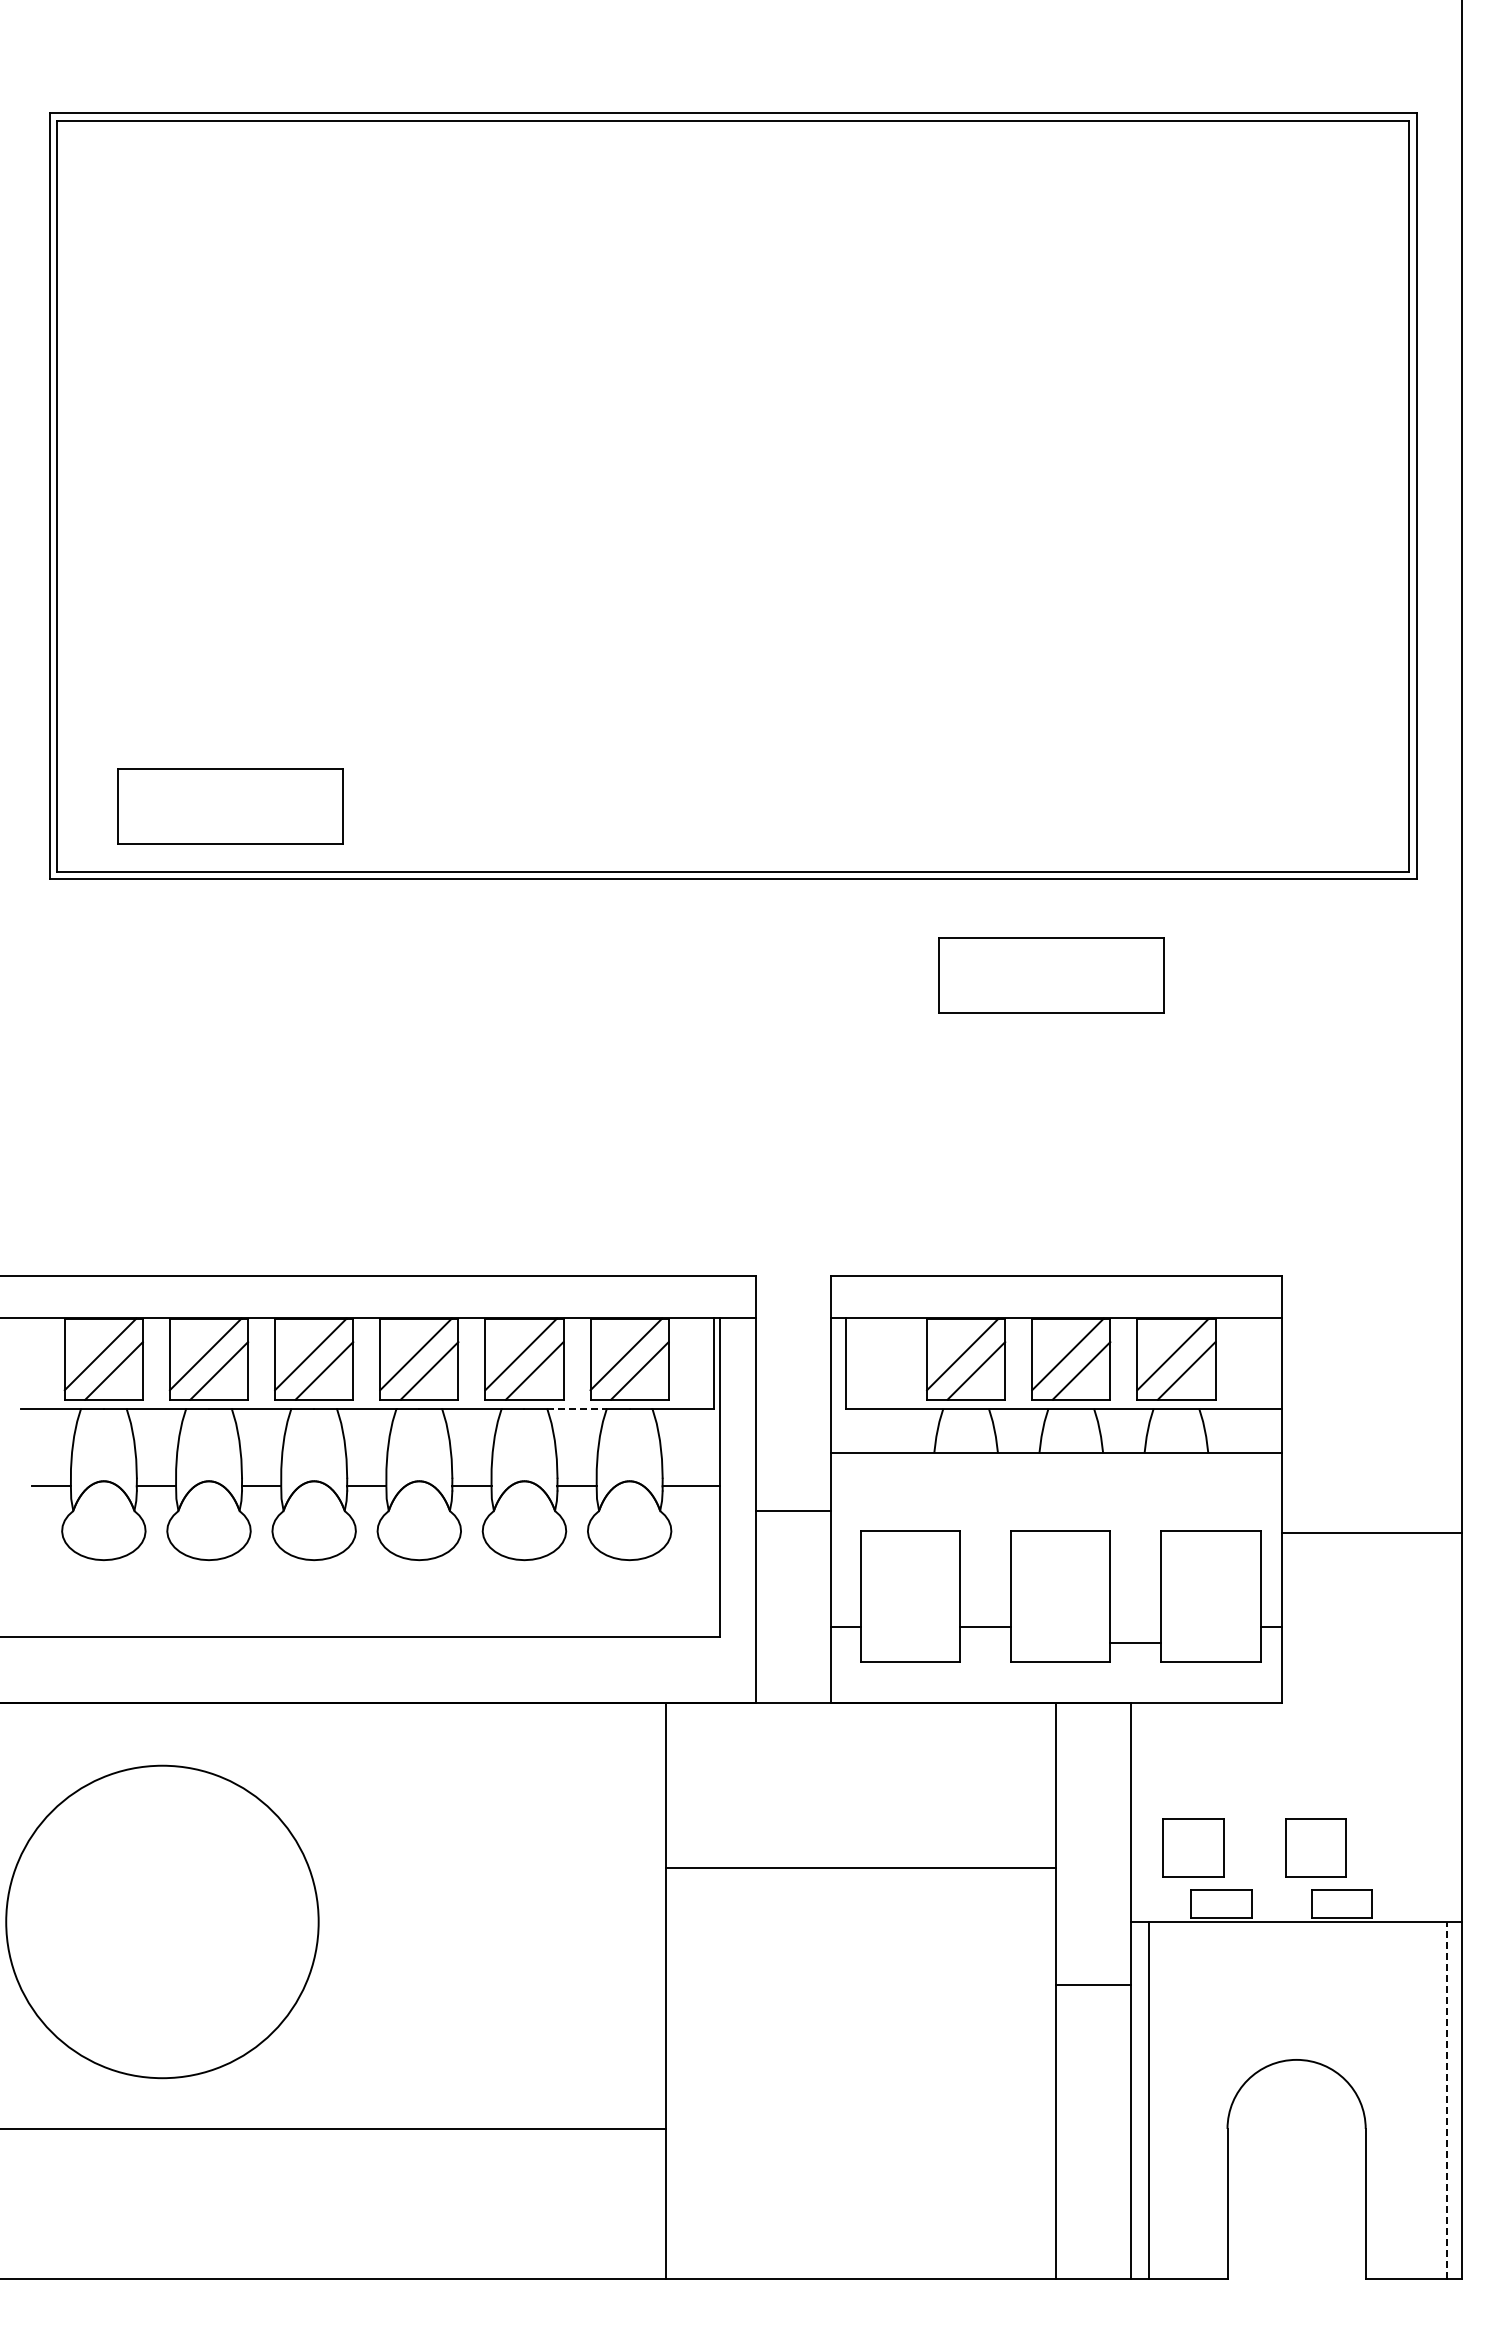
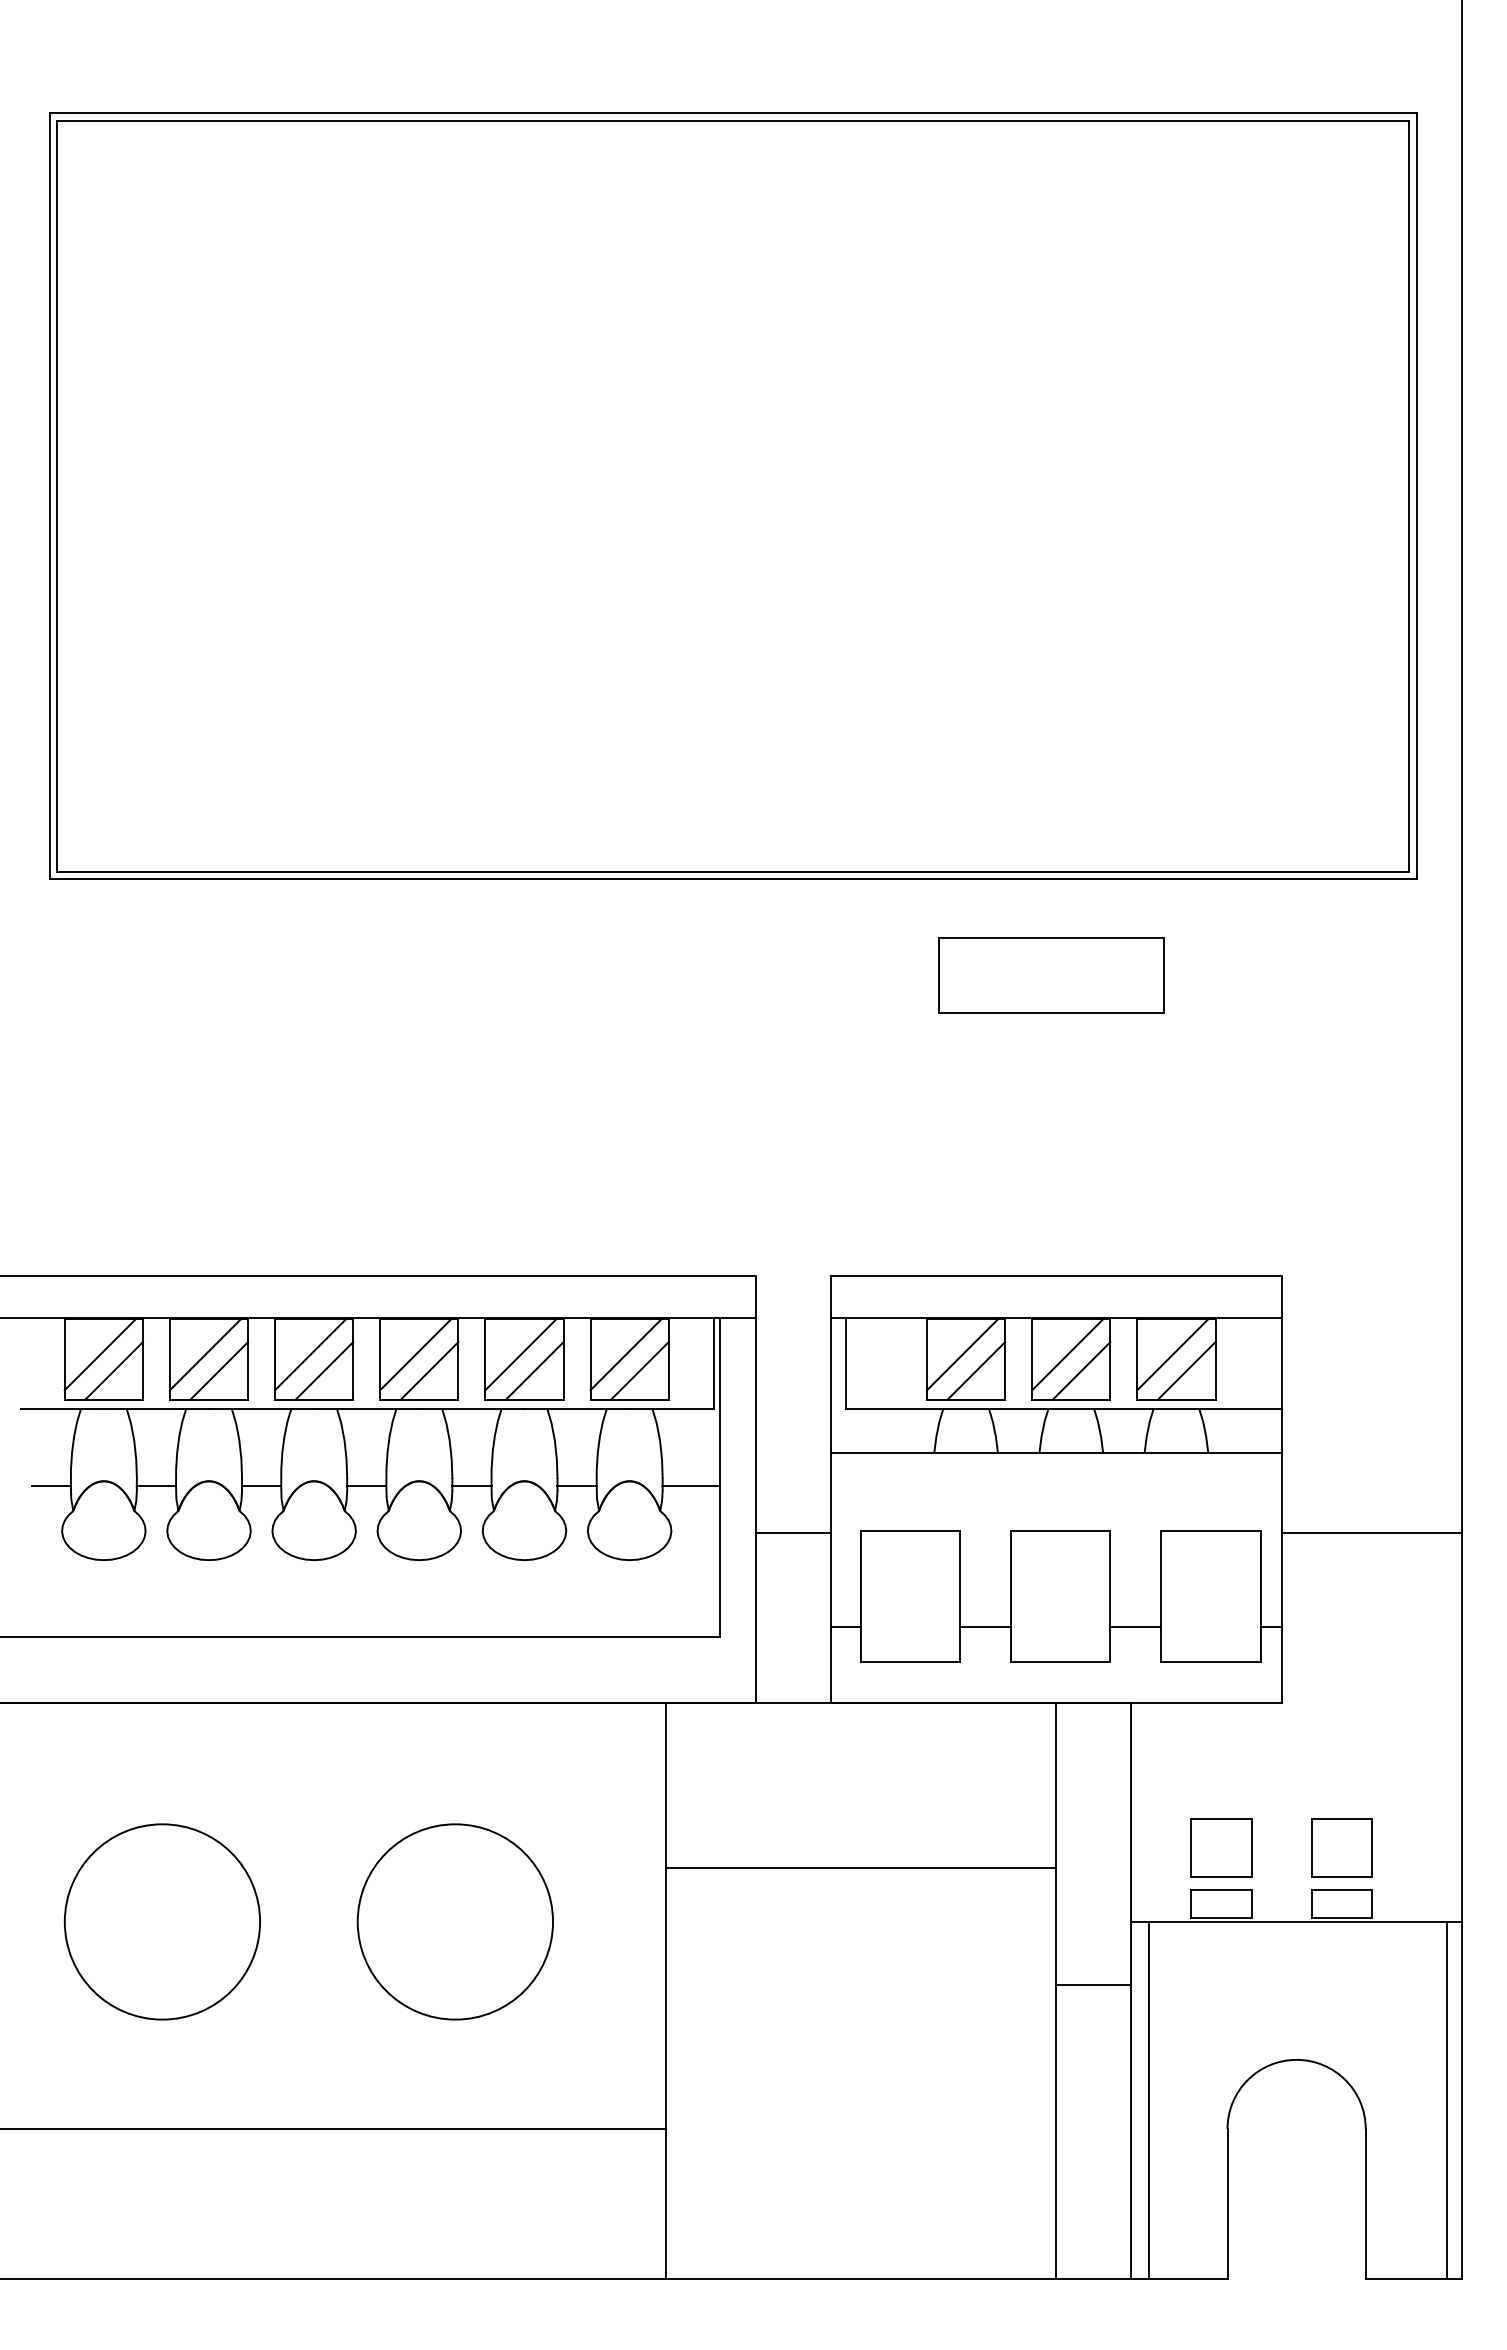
part: present -> none (230, 806)
line: dashed -> solid (577, 1408)
line position: (792, 1510) -> (792, 1532) (792, 1532)
line position: (1135, 1643) -> (1135, 1627) (1135, 1627)
part position: (1193, 1847) -> (1221, 1847) (1221, 1847)
part position: (1315, 1847) -> (1341, 1847) (1341, 1847)
circle diameter: 312 px -> 195 px (162, 1921)
circle: none -> present (454, 1921)
line: dashed -> solid (1446, 2100)
